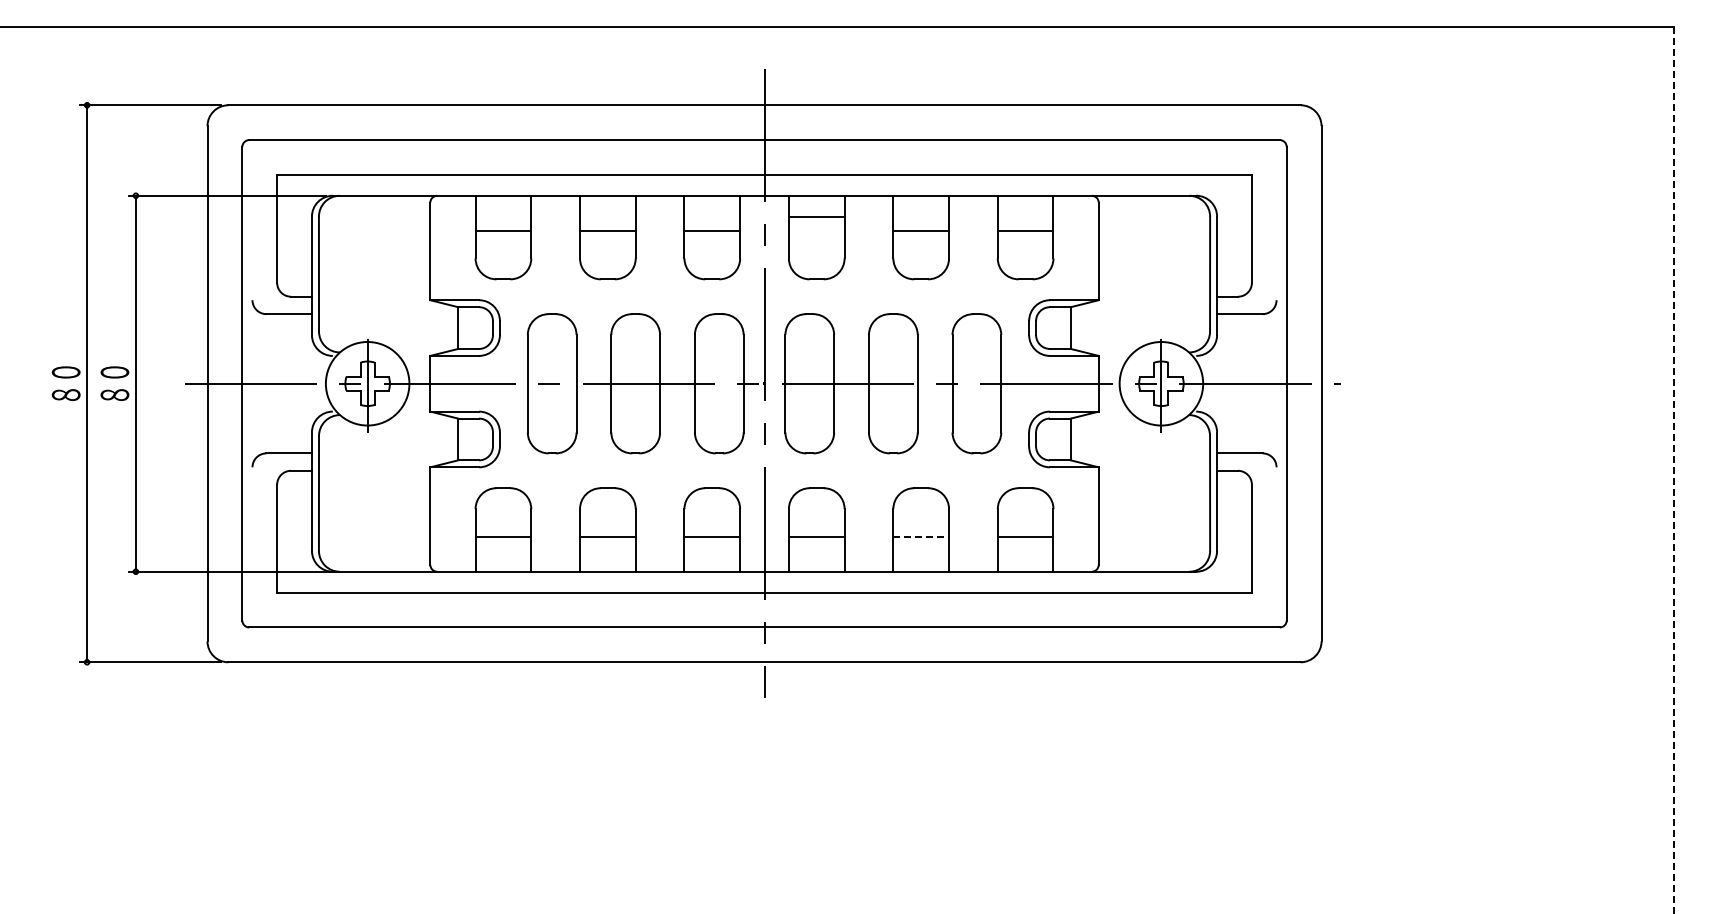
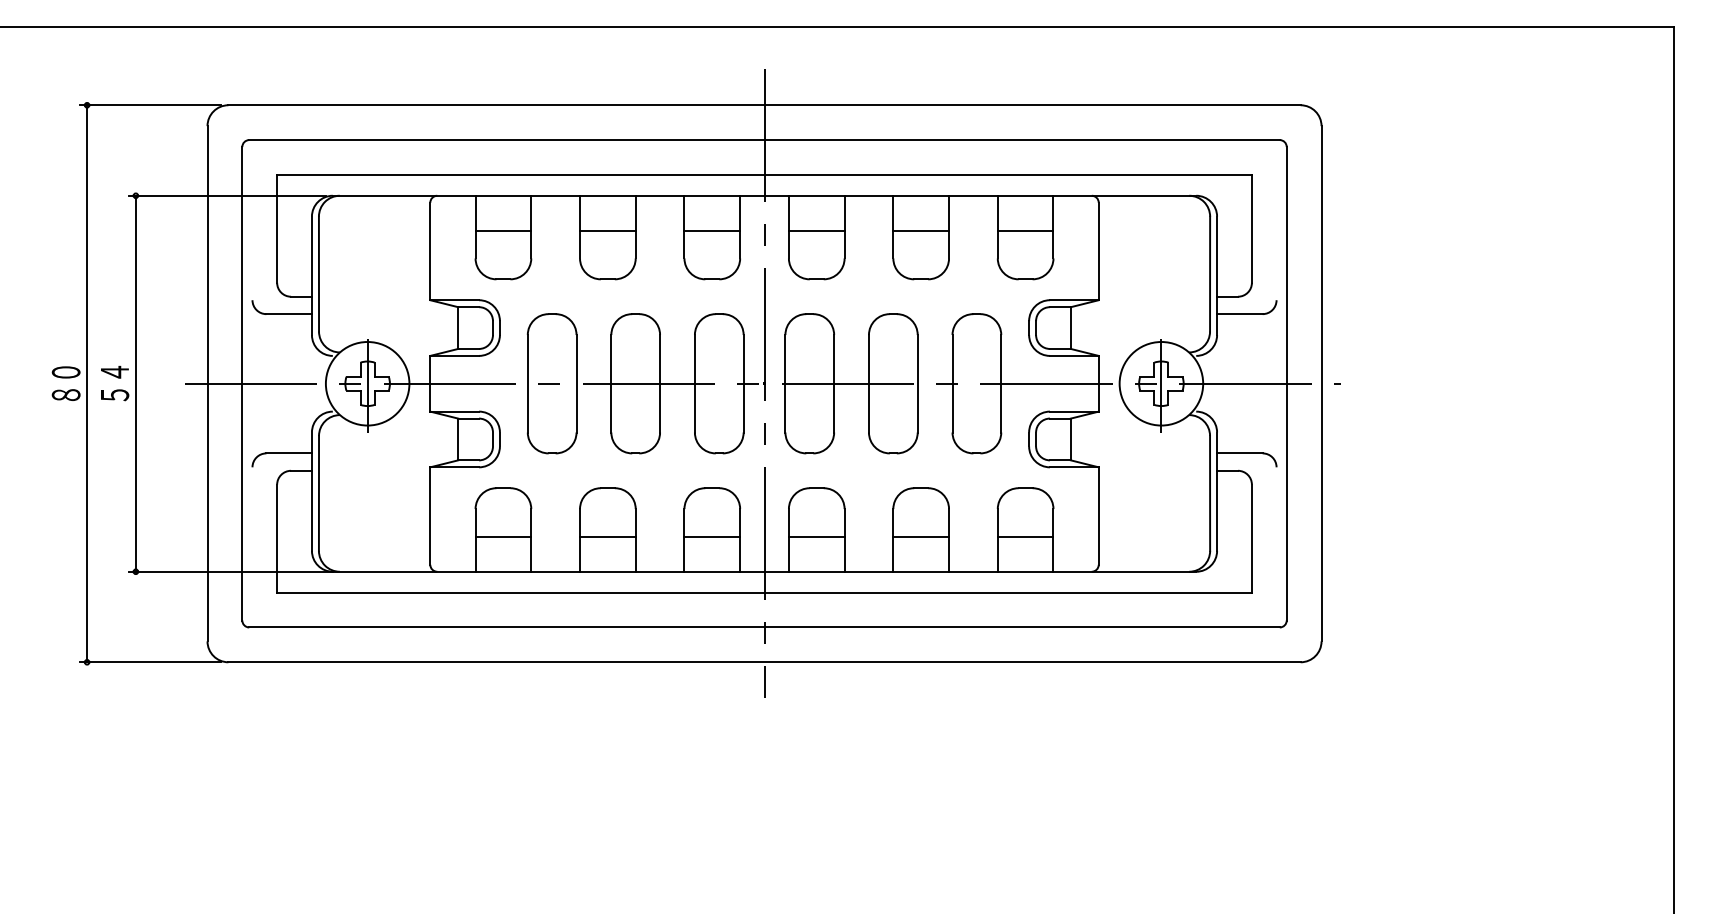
line position: (816, 216) -> (816, 230) (816, 230)
text: ８０ -> ５４ (114, 383)
line: dashed -> solid (1674, 470)
line: dashed -> solid (921, 536)
